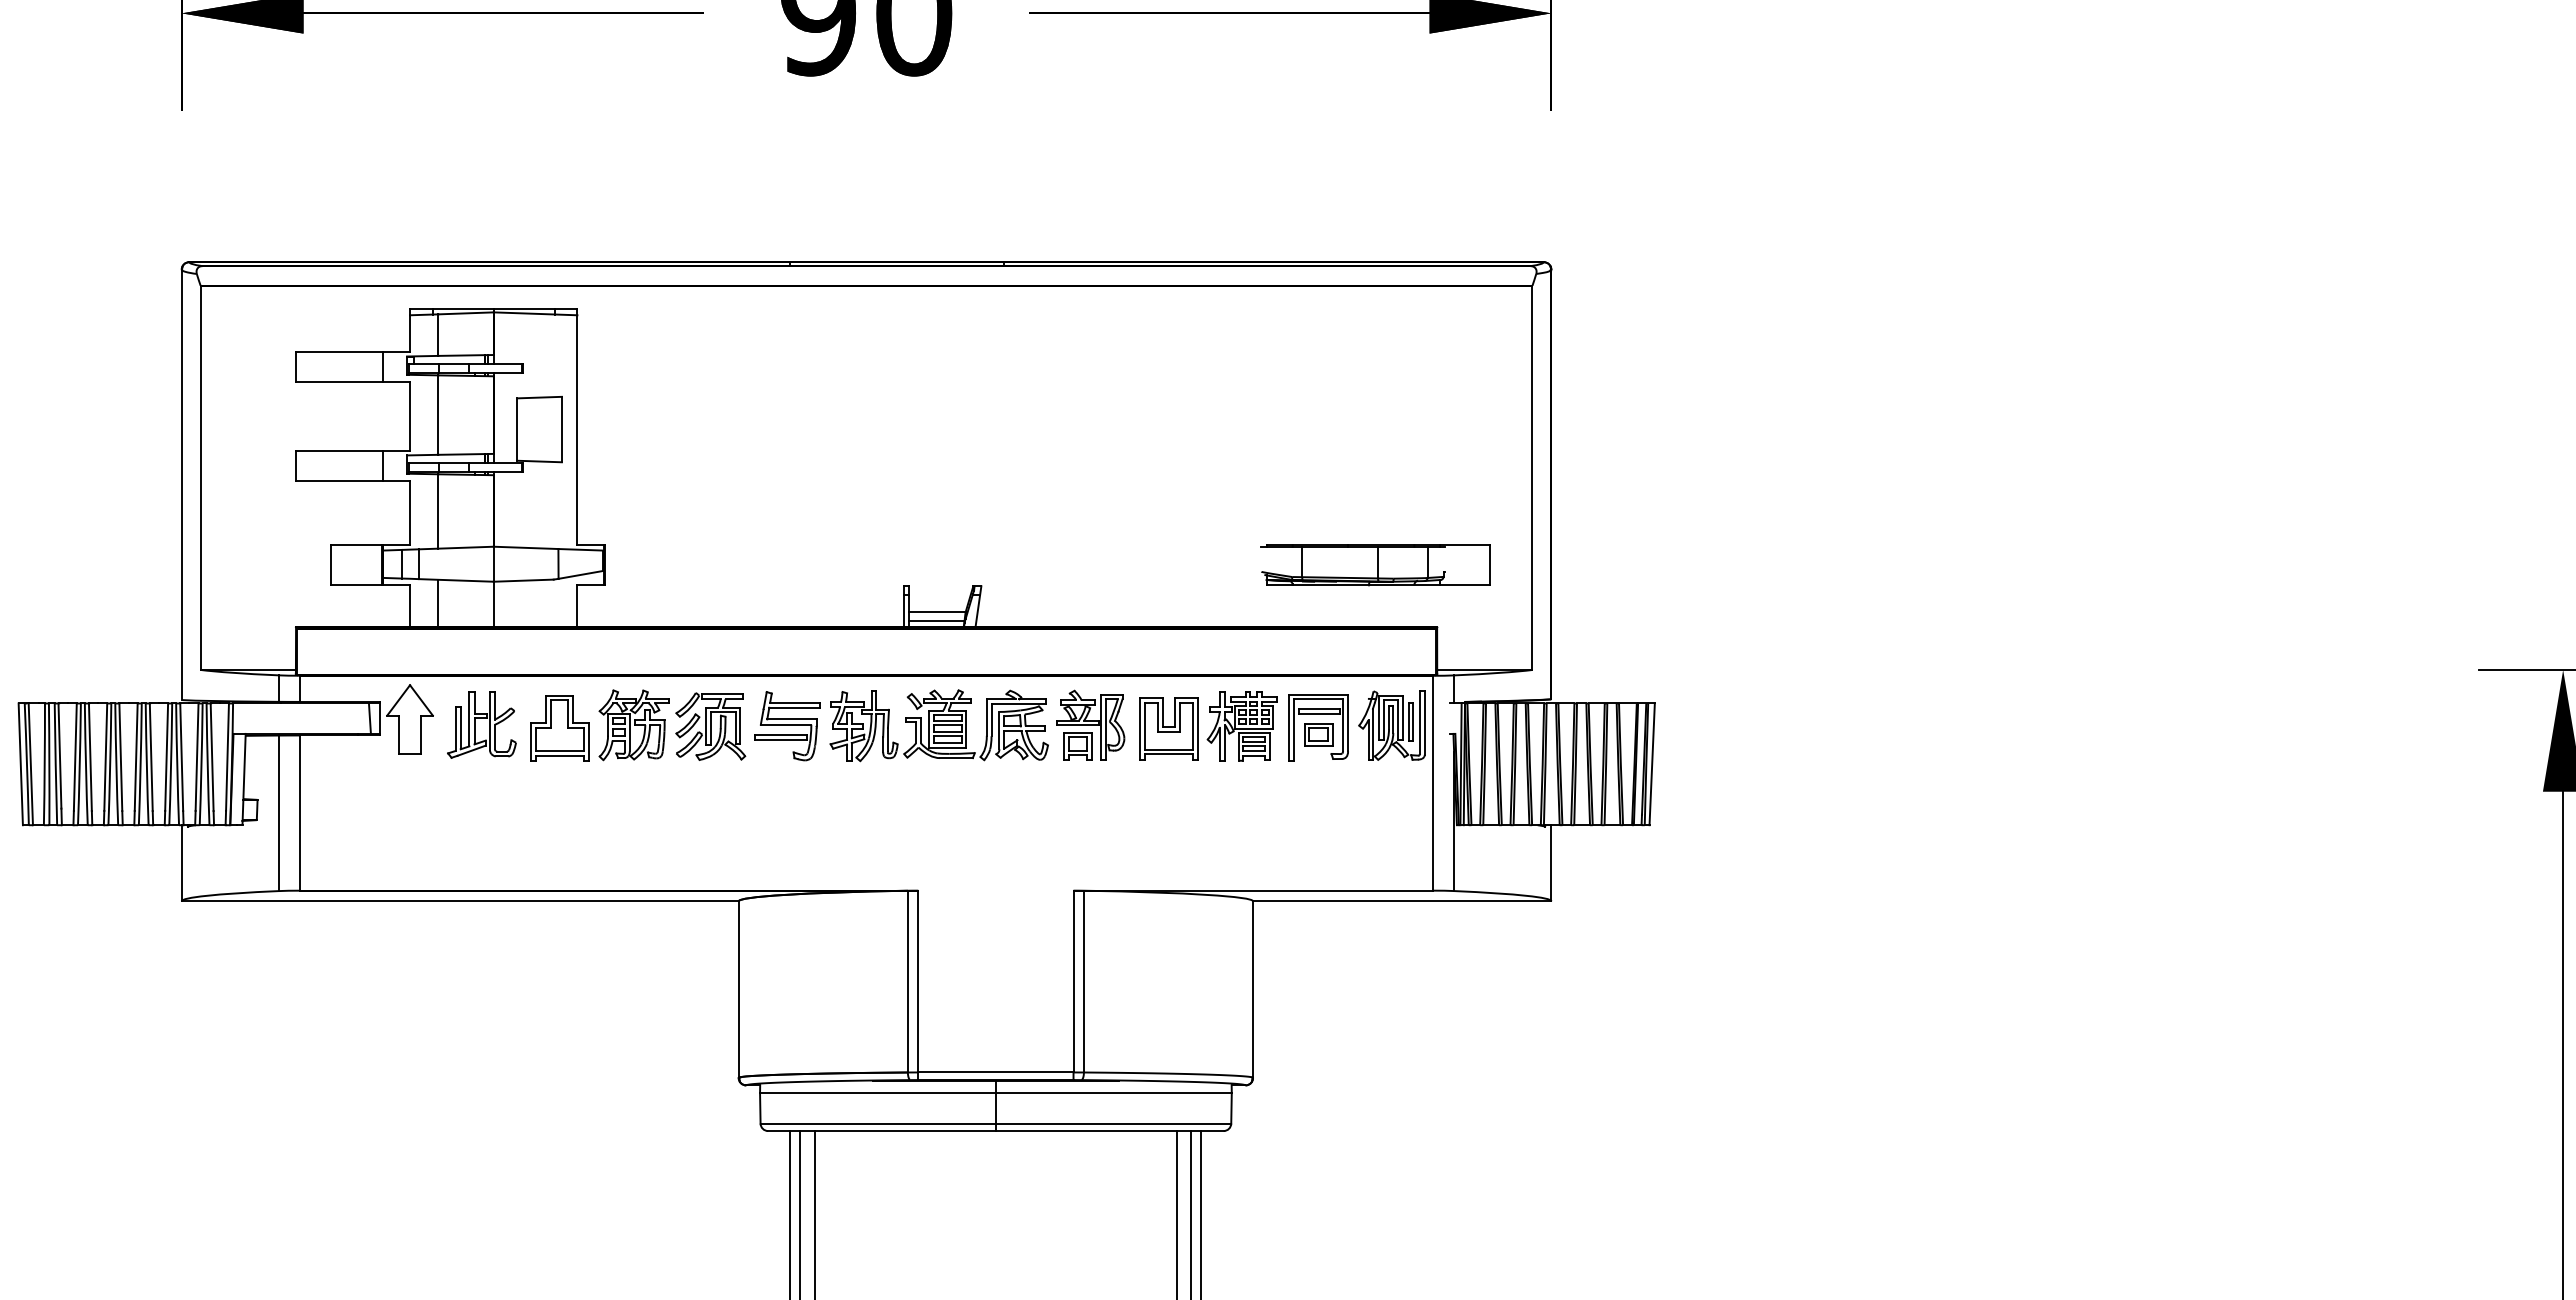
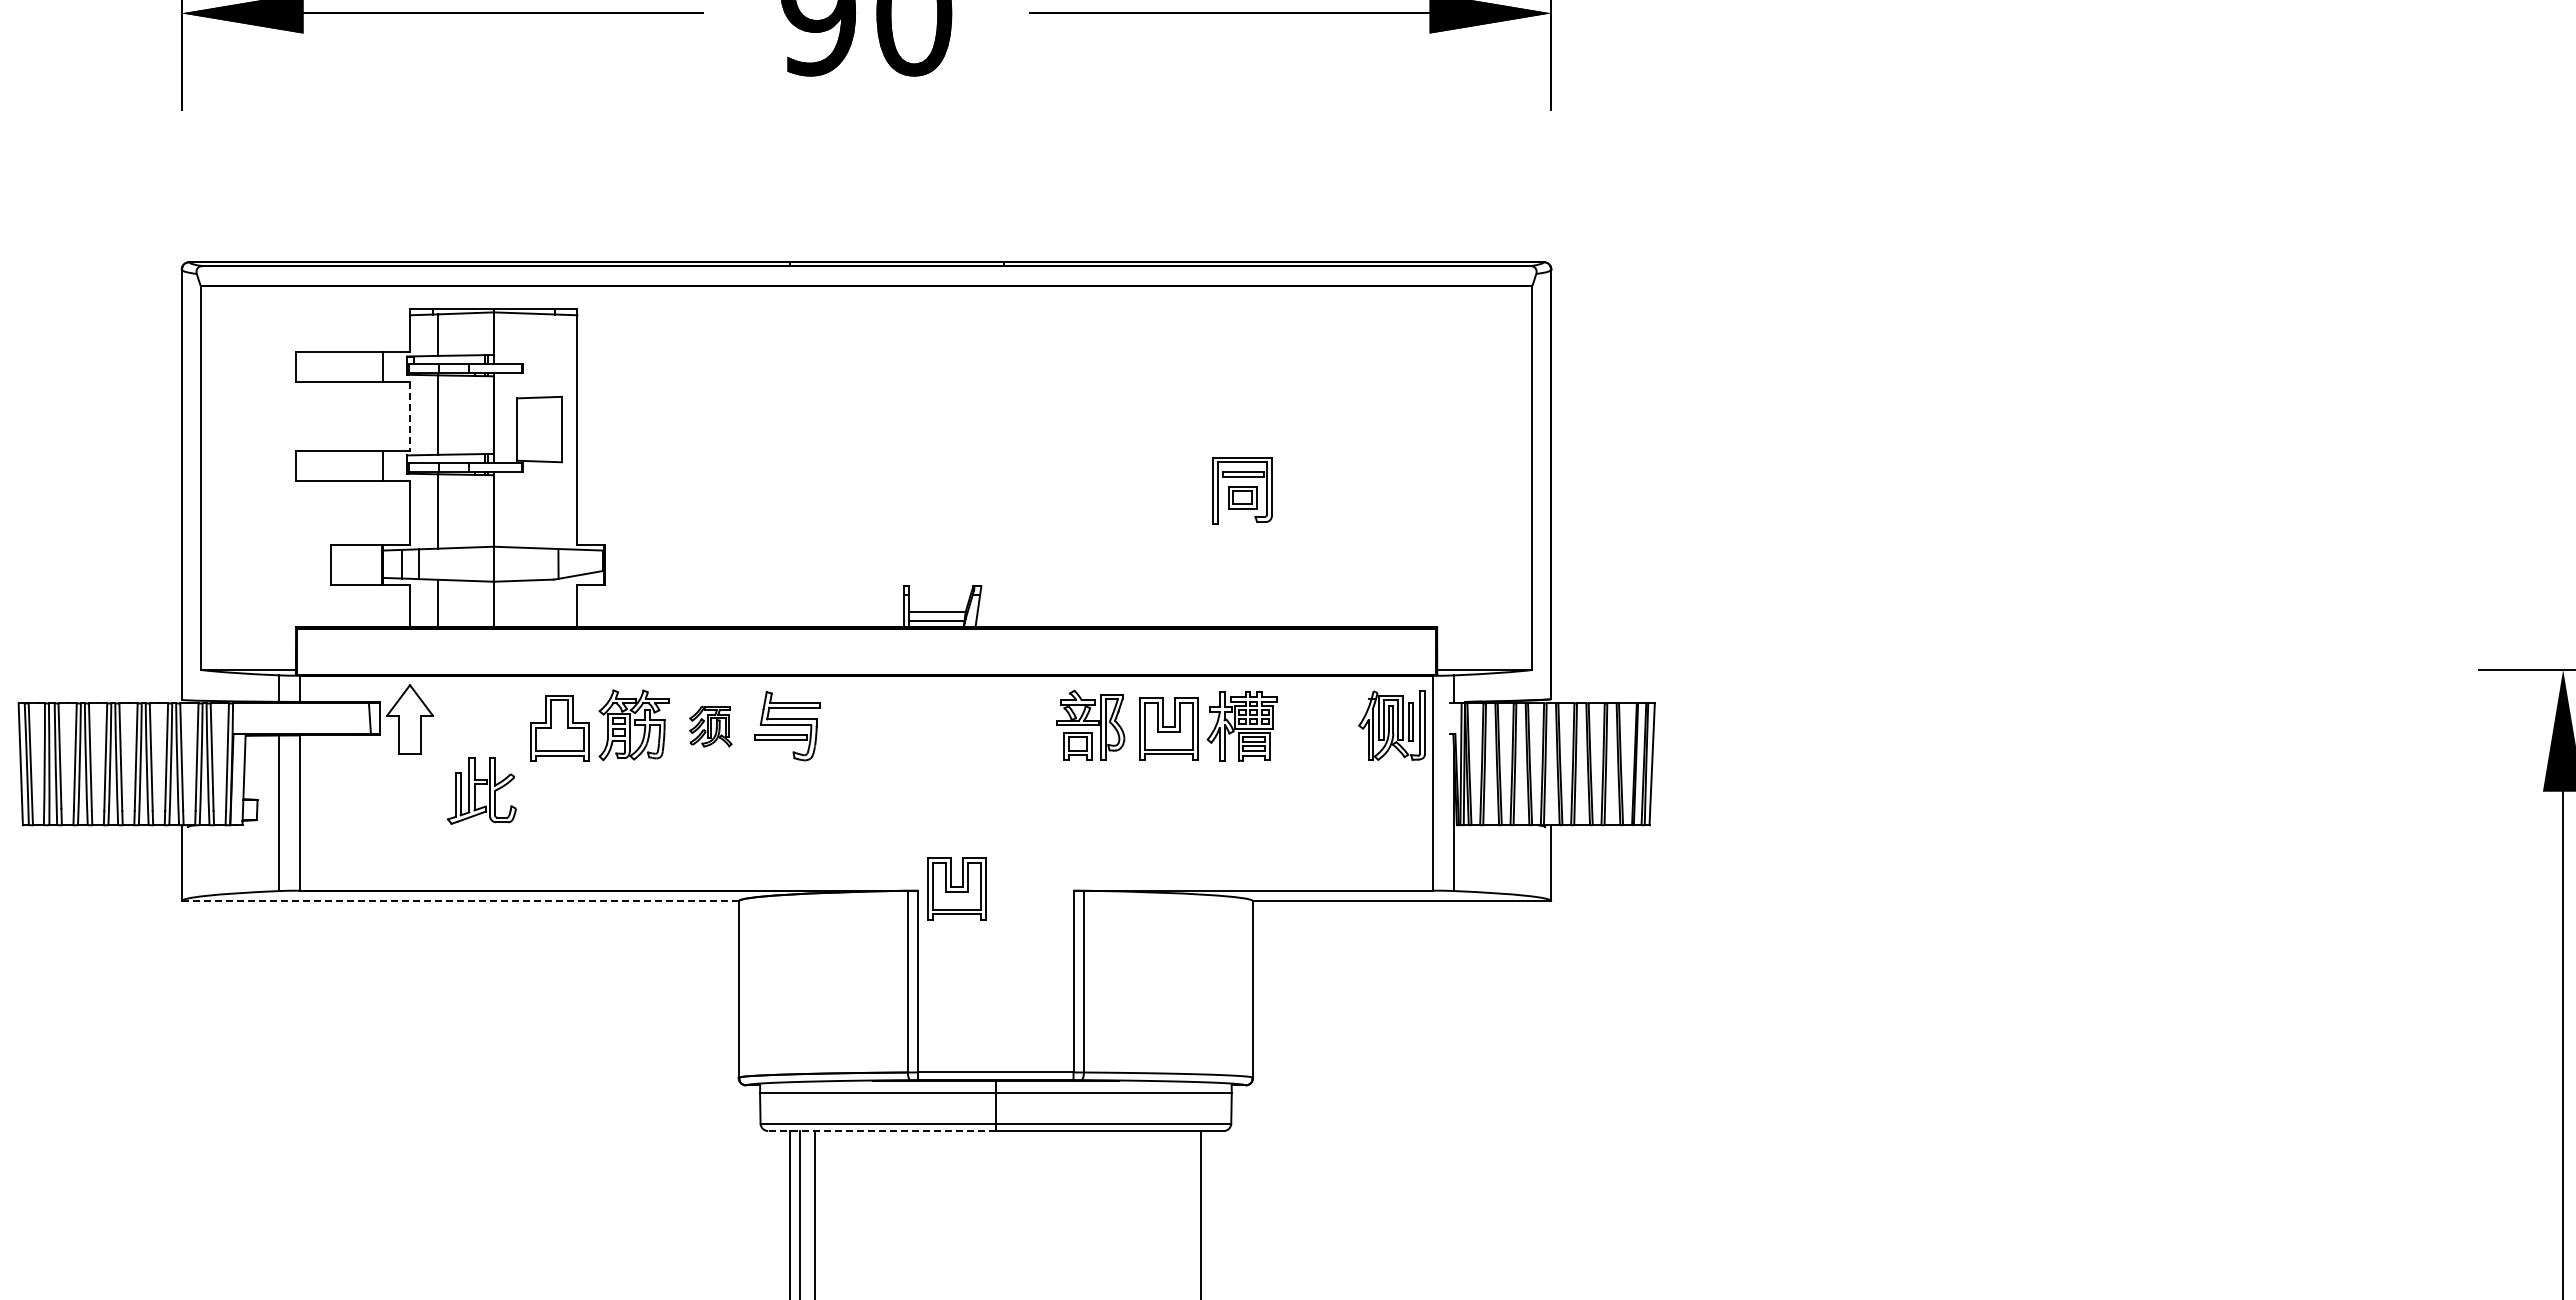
line: solid -> dashed (410, 417)
part: present -> none (1375, 565)
part position: (481, 724) -> (481, 790) (481, 790)
part: present -> none (938, 725)
part size: 72x69 px -> 44x43 px (710, 726)
part position: (1318, 727) -> (1242, 490) (1242, 490)
part: none -> present (956, 888)
line: solid -> dashed (460, 901)
line: solid -> dashed (882, 1131)
line: present -> none (1176, 1213)
line: present -> none (1191, 1213)
